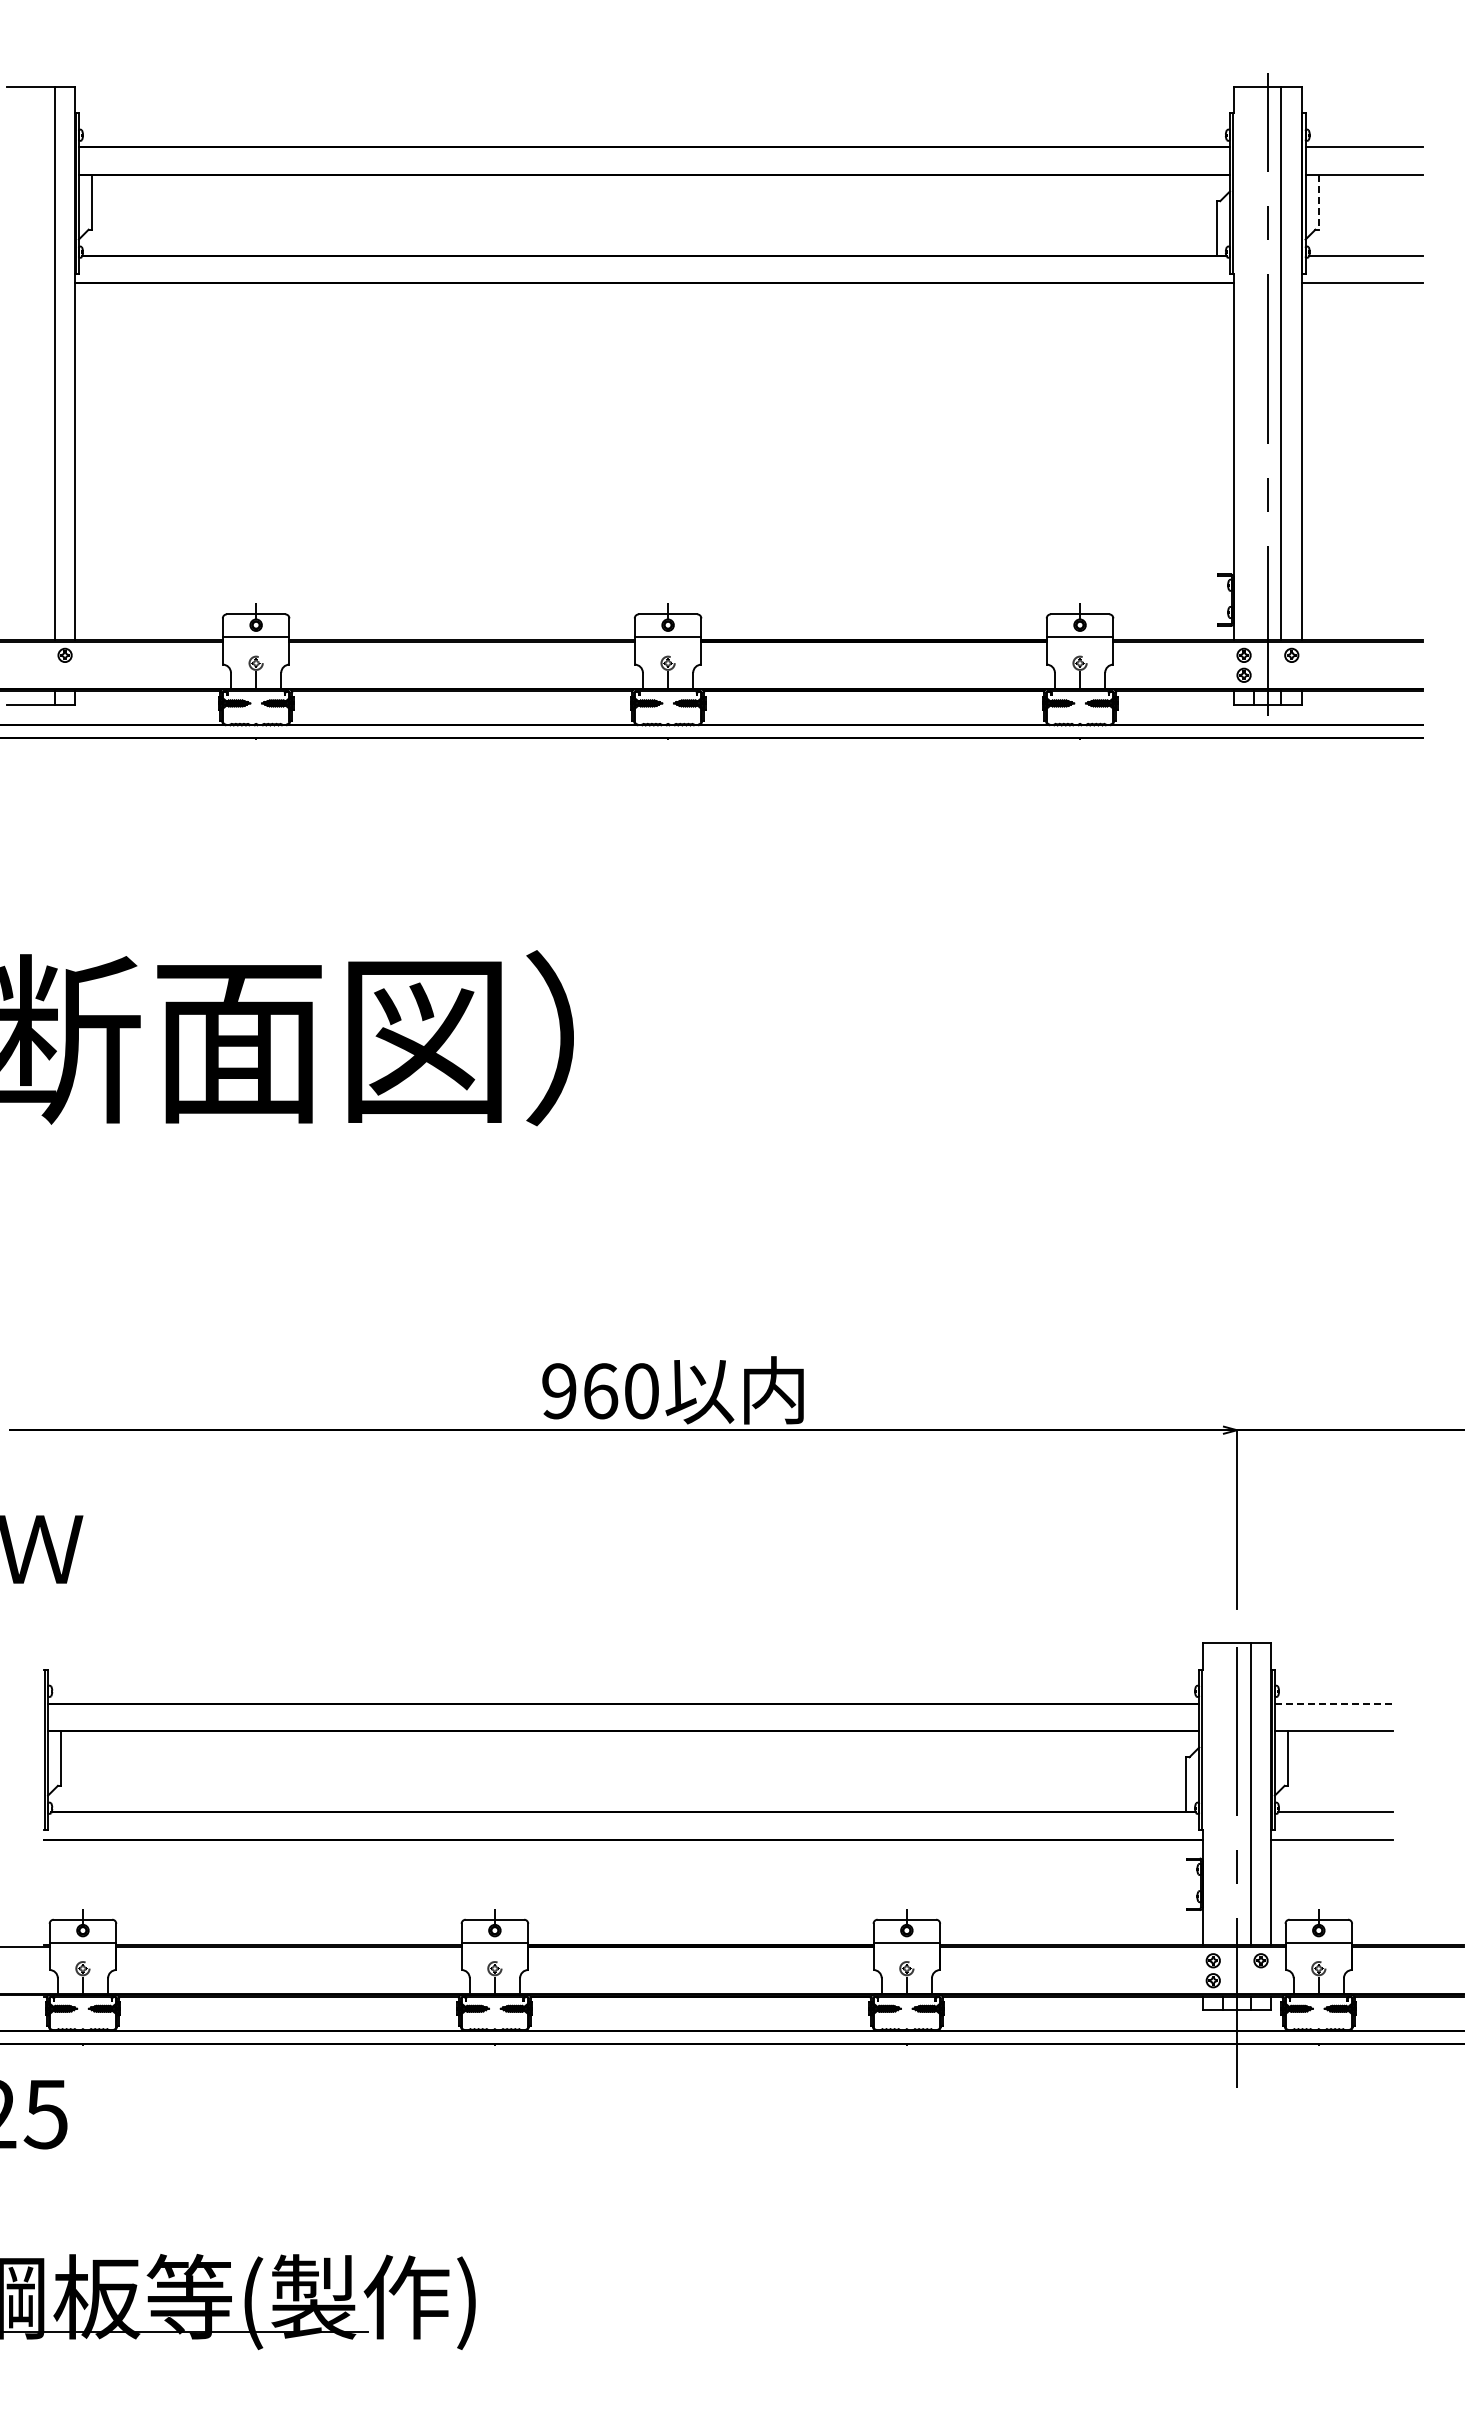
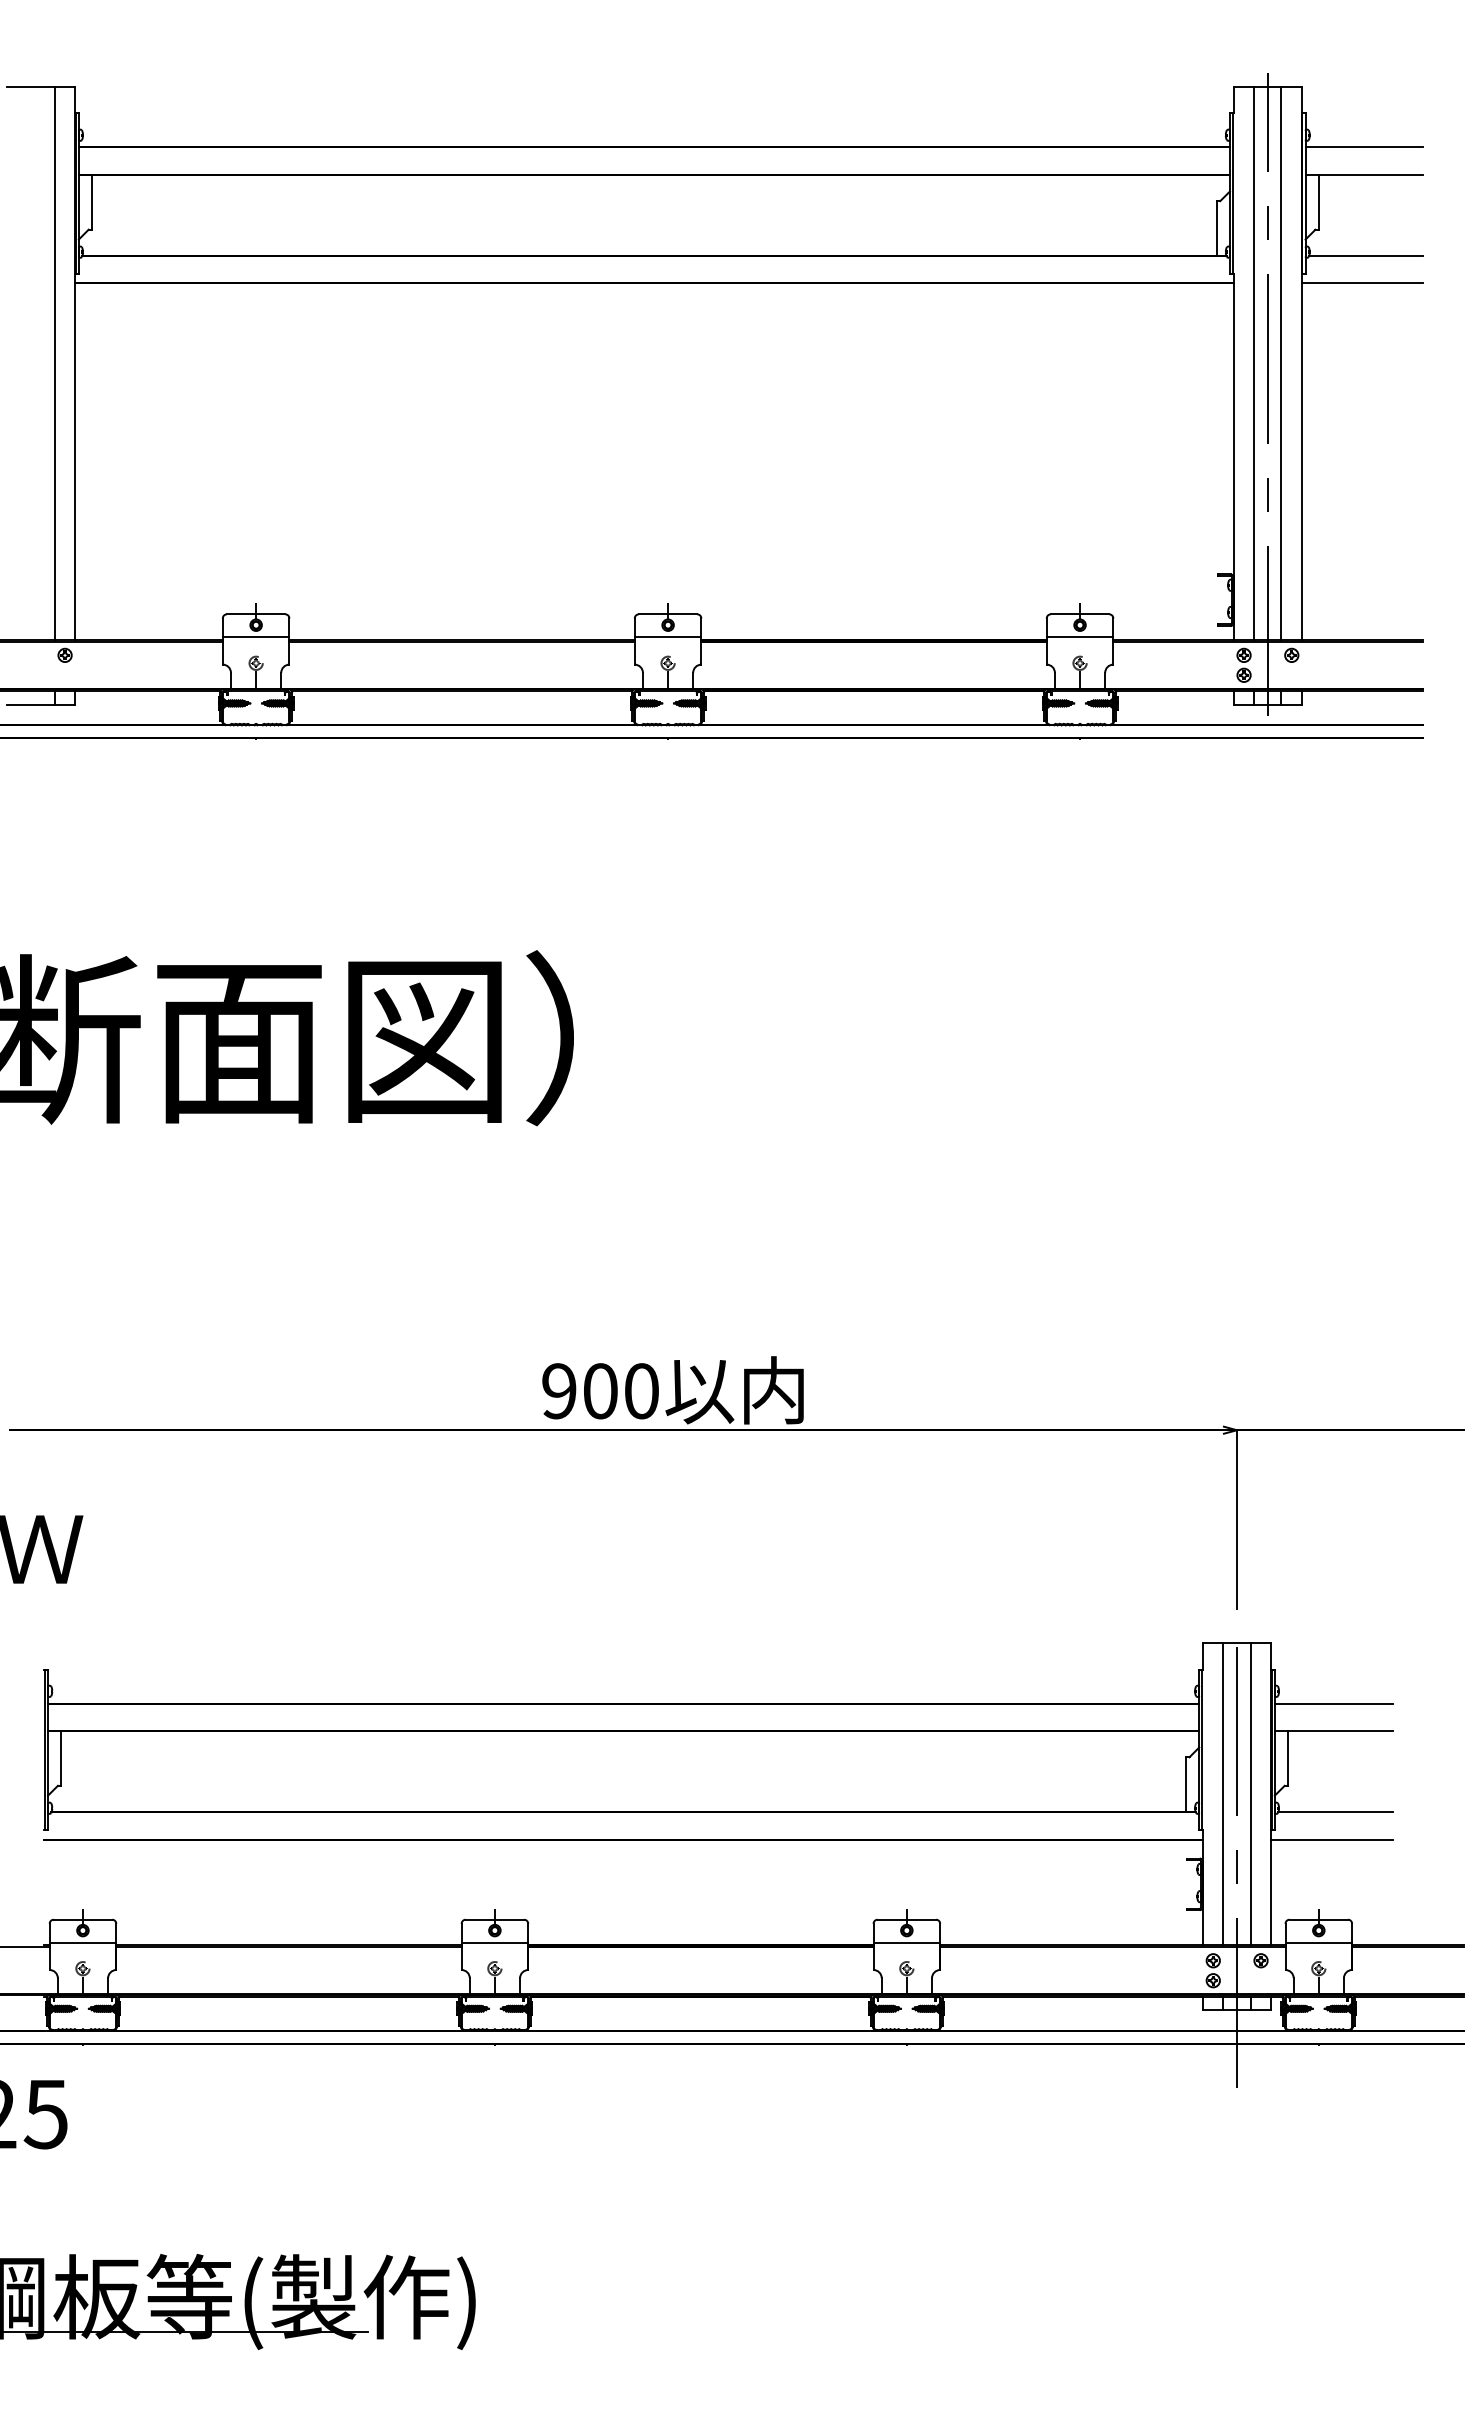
line: dashed -> solid (1318, 202)
line: none -> present (1254, 362)
text: 960 -> 900 (601, 1391)
line: dashed -> solid (1333, 1703)
line: none -> present (1223, 1793)
